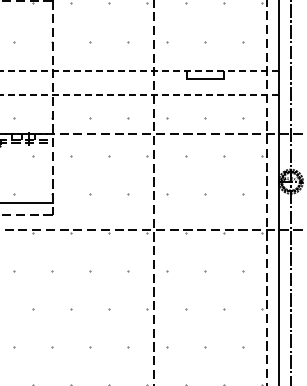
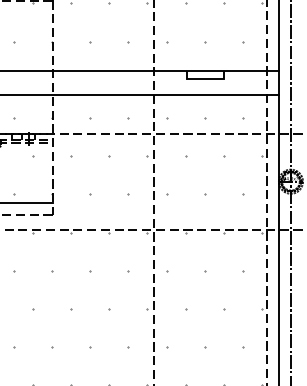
line: dashed -> solid (139, 70)
line: dashed -> solid (139, 94)
